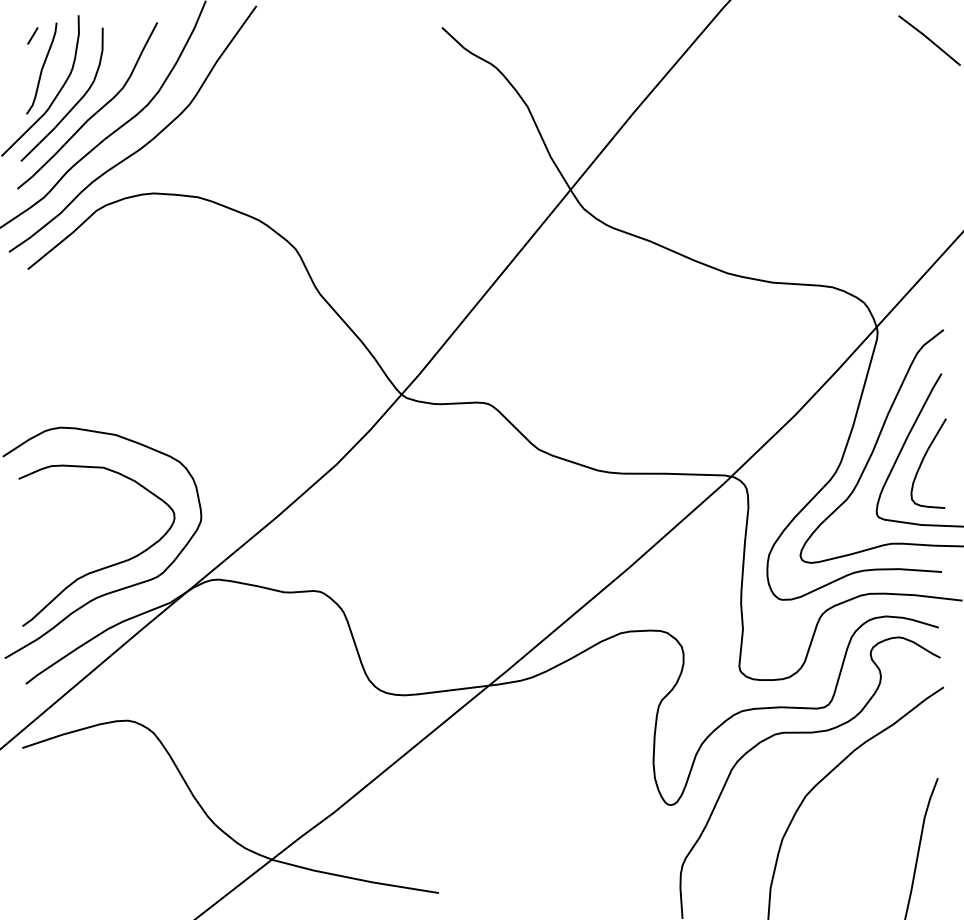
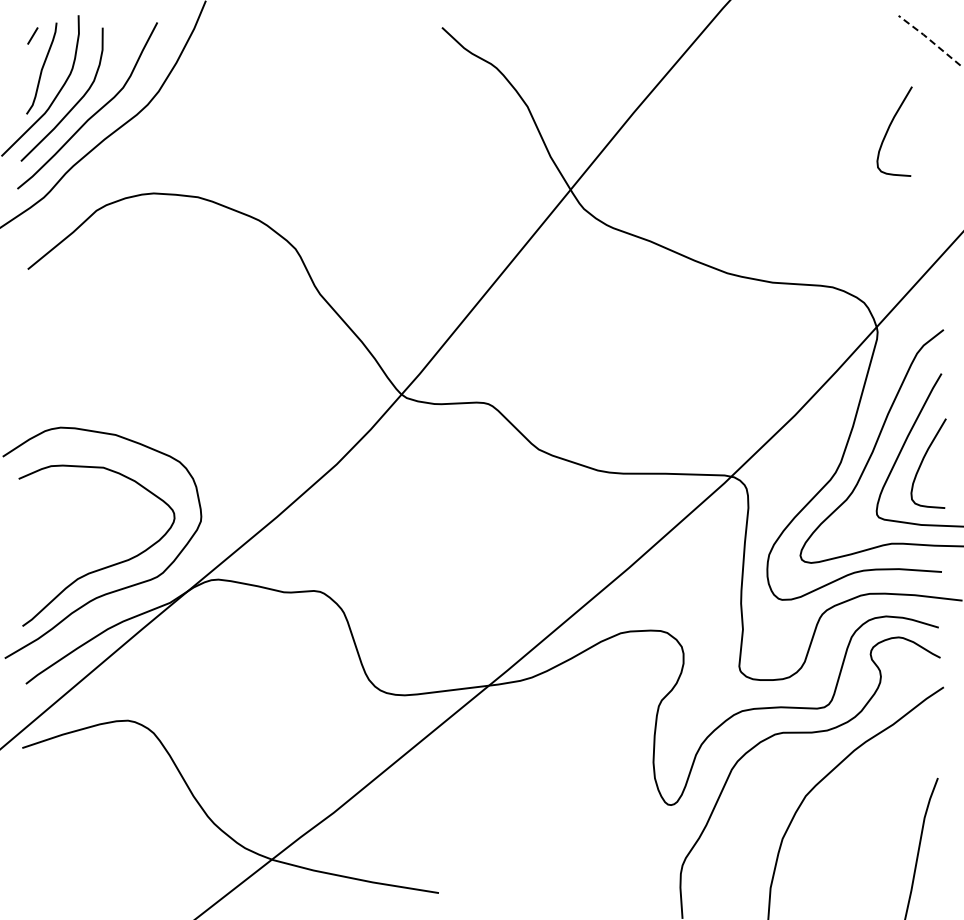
line: solid -> dashed (929, 39)
curve: none -> present (889, 129)
curve: present -> none (145, 143)
